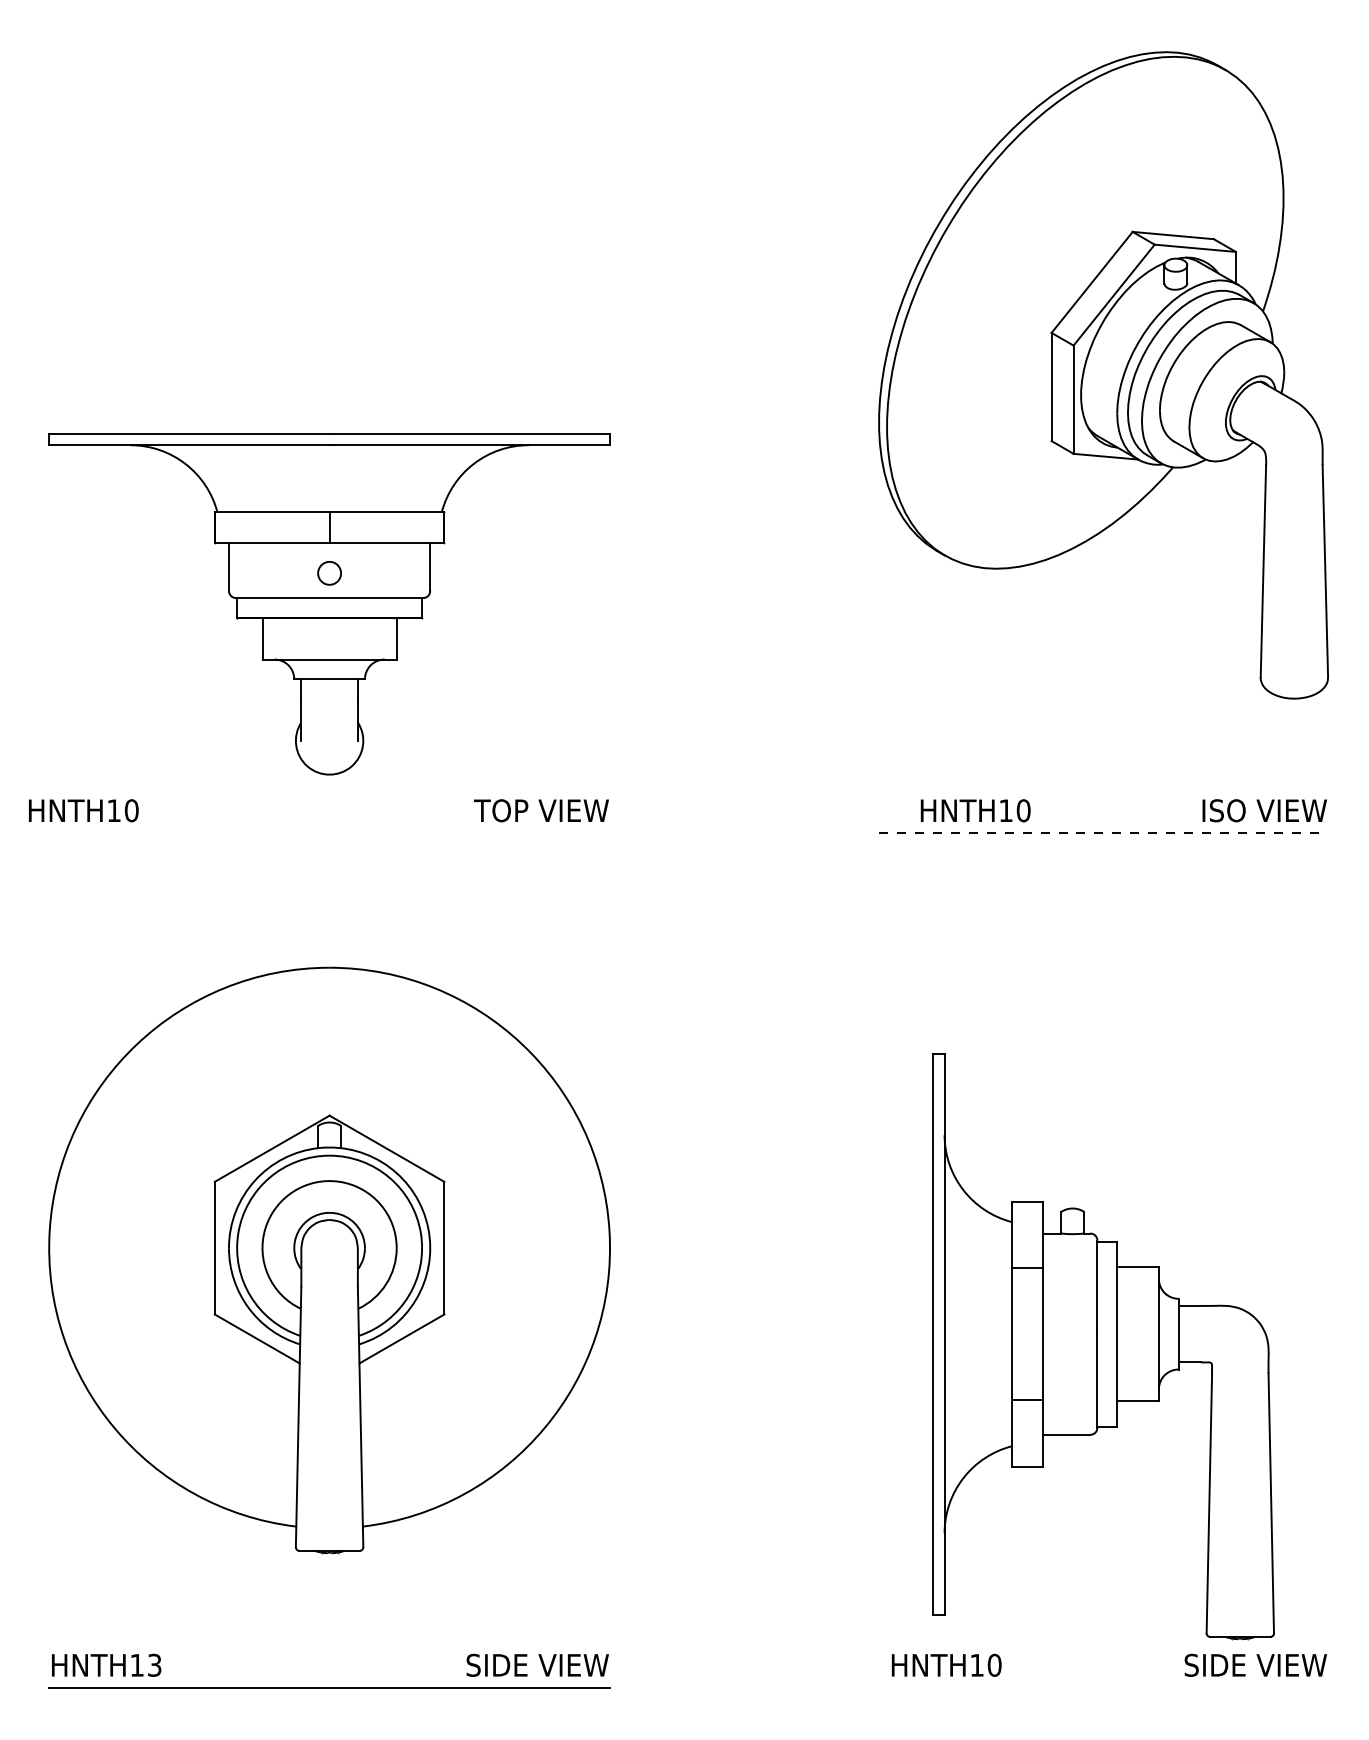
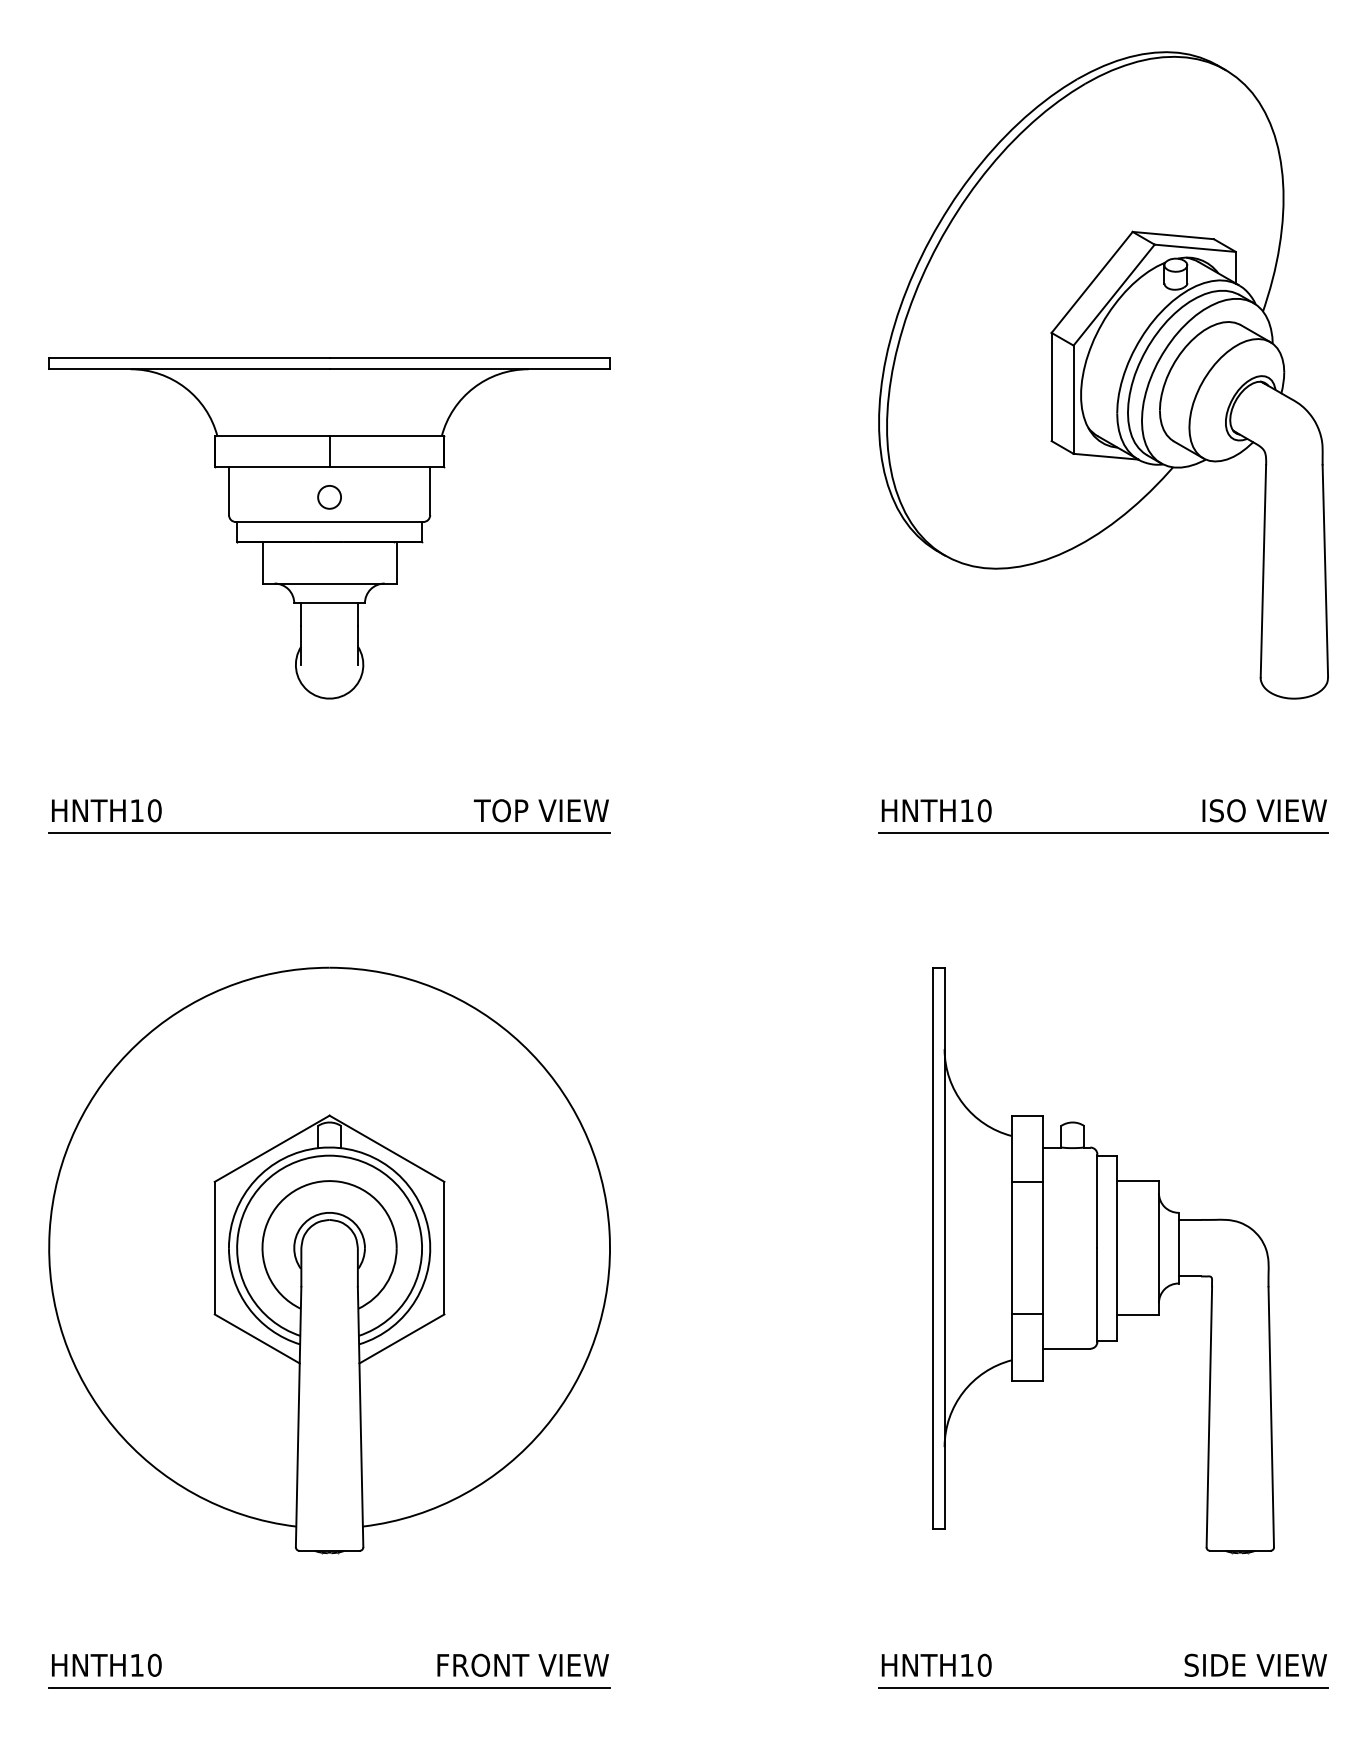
part position: (329, 604) -> (329, 528) (329, 528)
text position: (83, 810) -> (106, 810) (106, 810)
text position: (975, 810) -> (936, 810) (936, 810)
line: none -> present (329, 833)
line: dashed -> solid (1104, 833)
part position: (1103, 1346) -> (1103, 1260) (1103, 1260)
text: HNTH13 -> HNTH10 (154, 1664)
text: SIDE VIEW -> FRONT VIEW (483, 1664)
text position: (946, 1664) -> (936, 1664) (936, 1664)
line: none -> present (1103, 1687)
